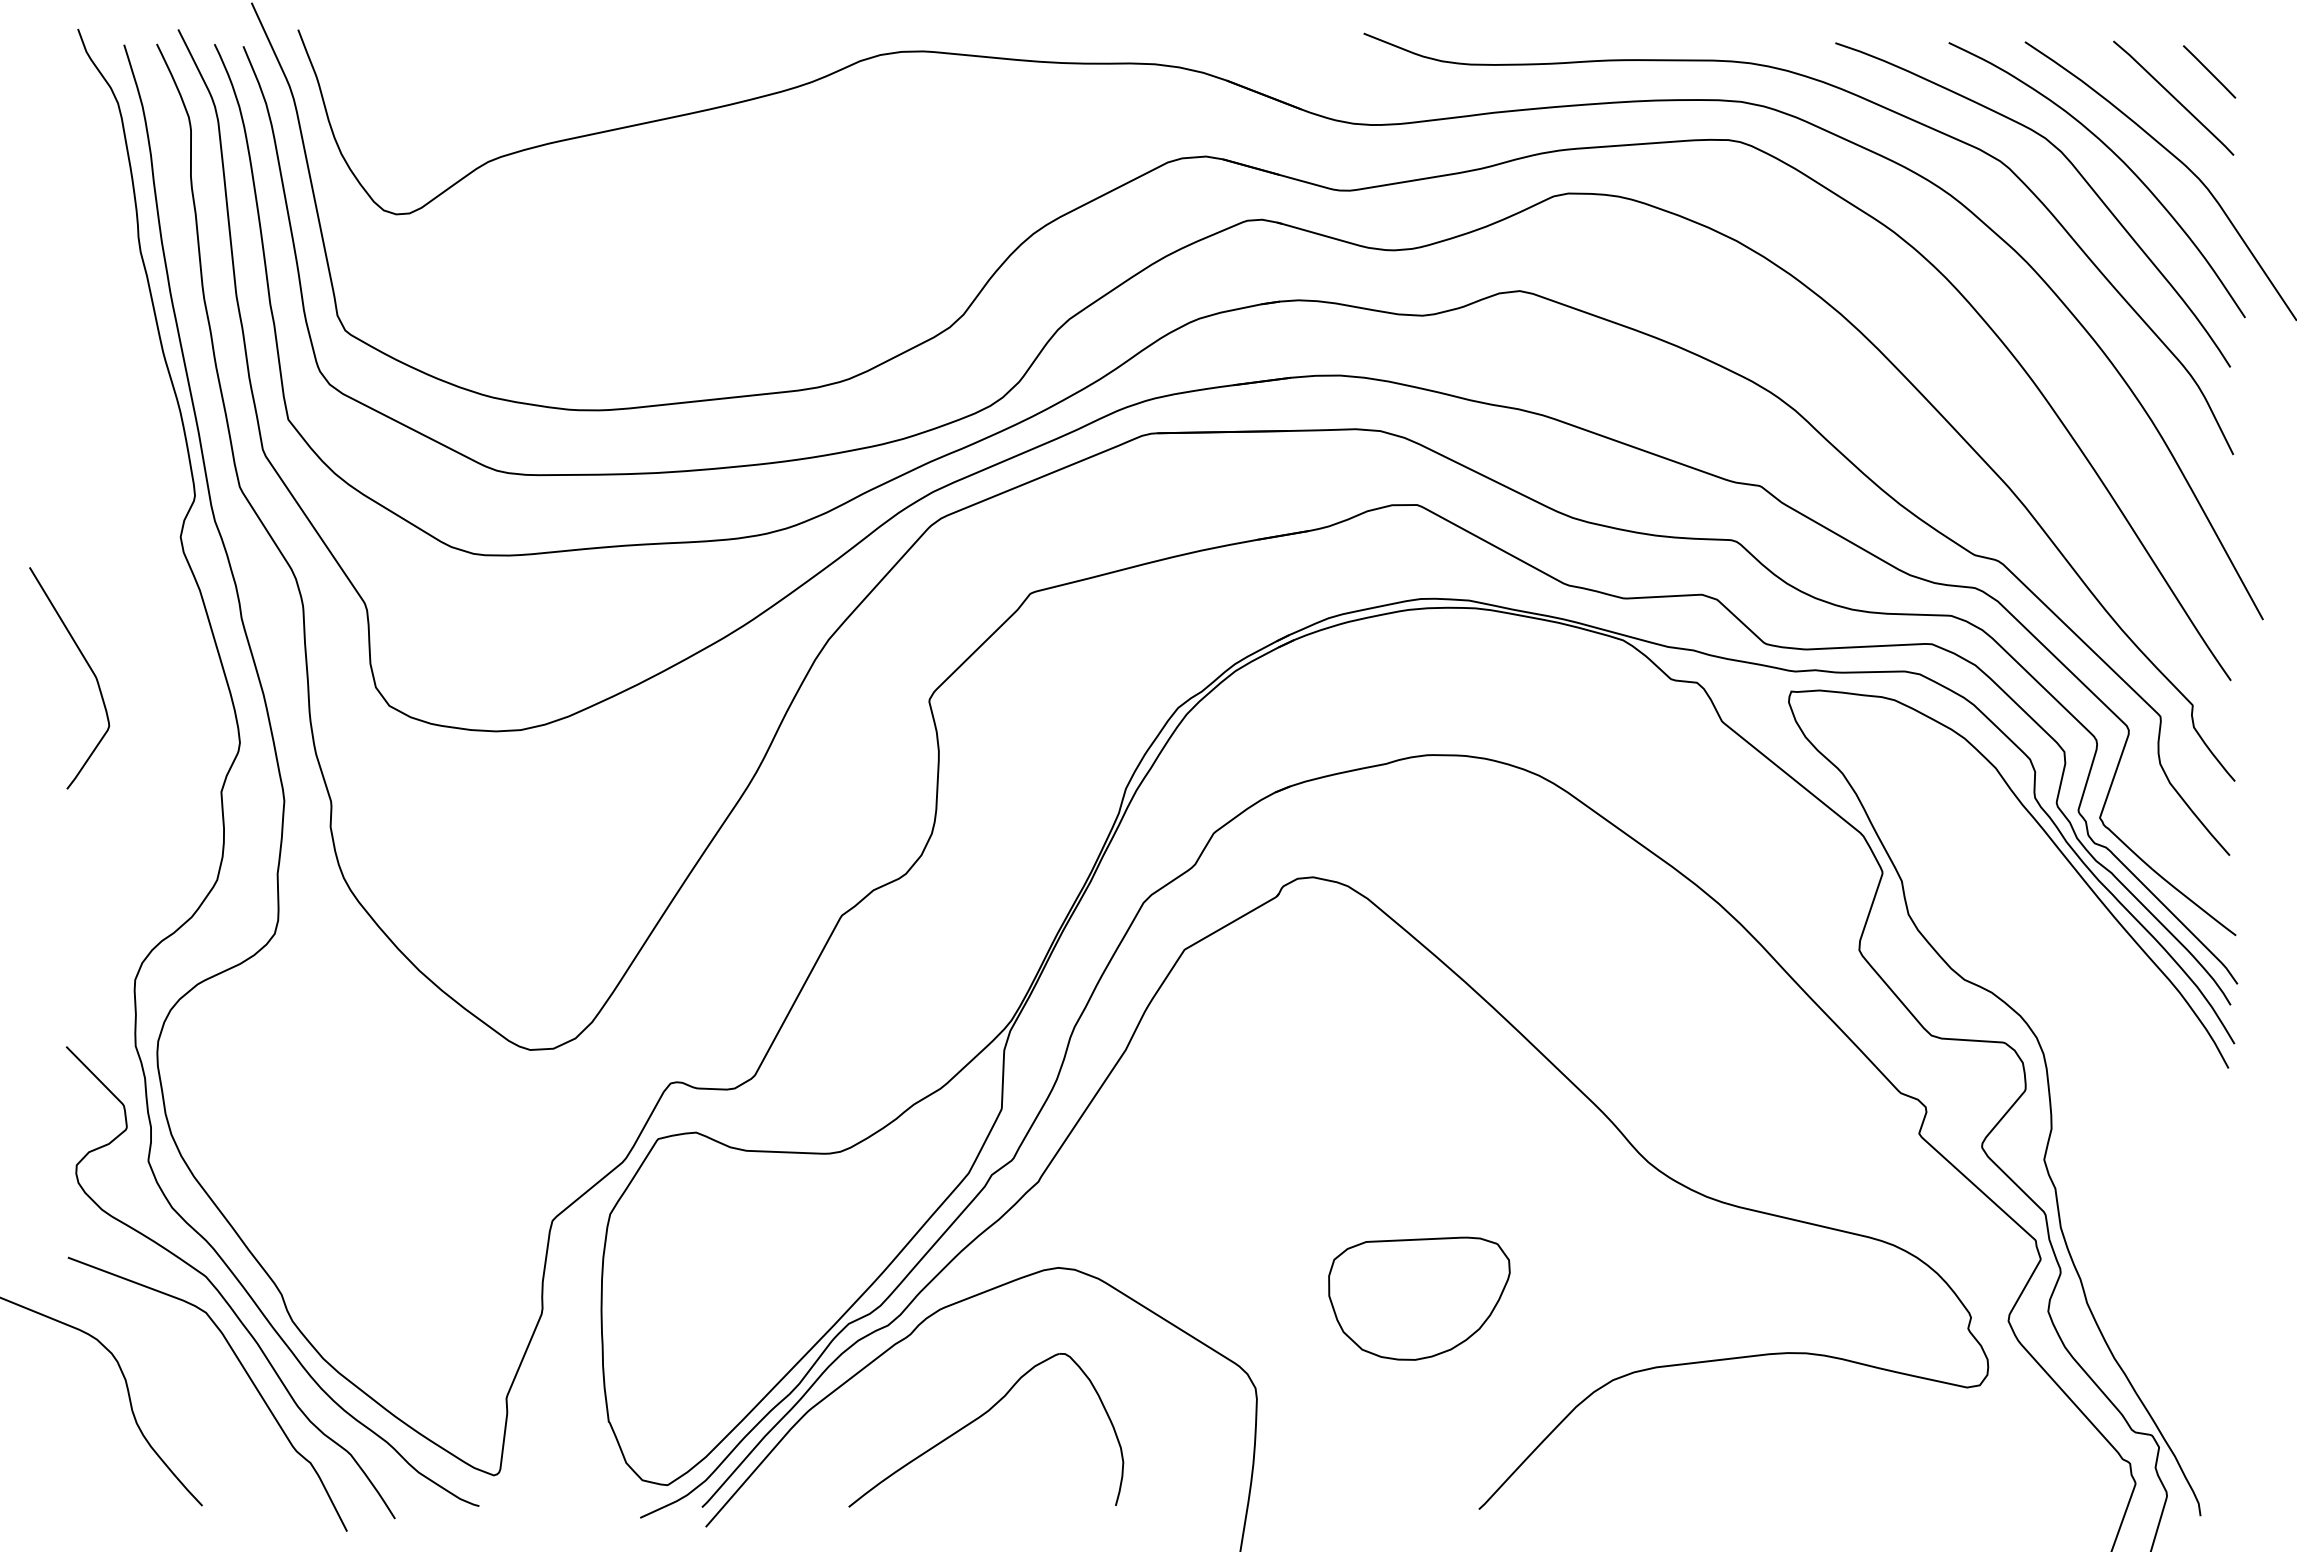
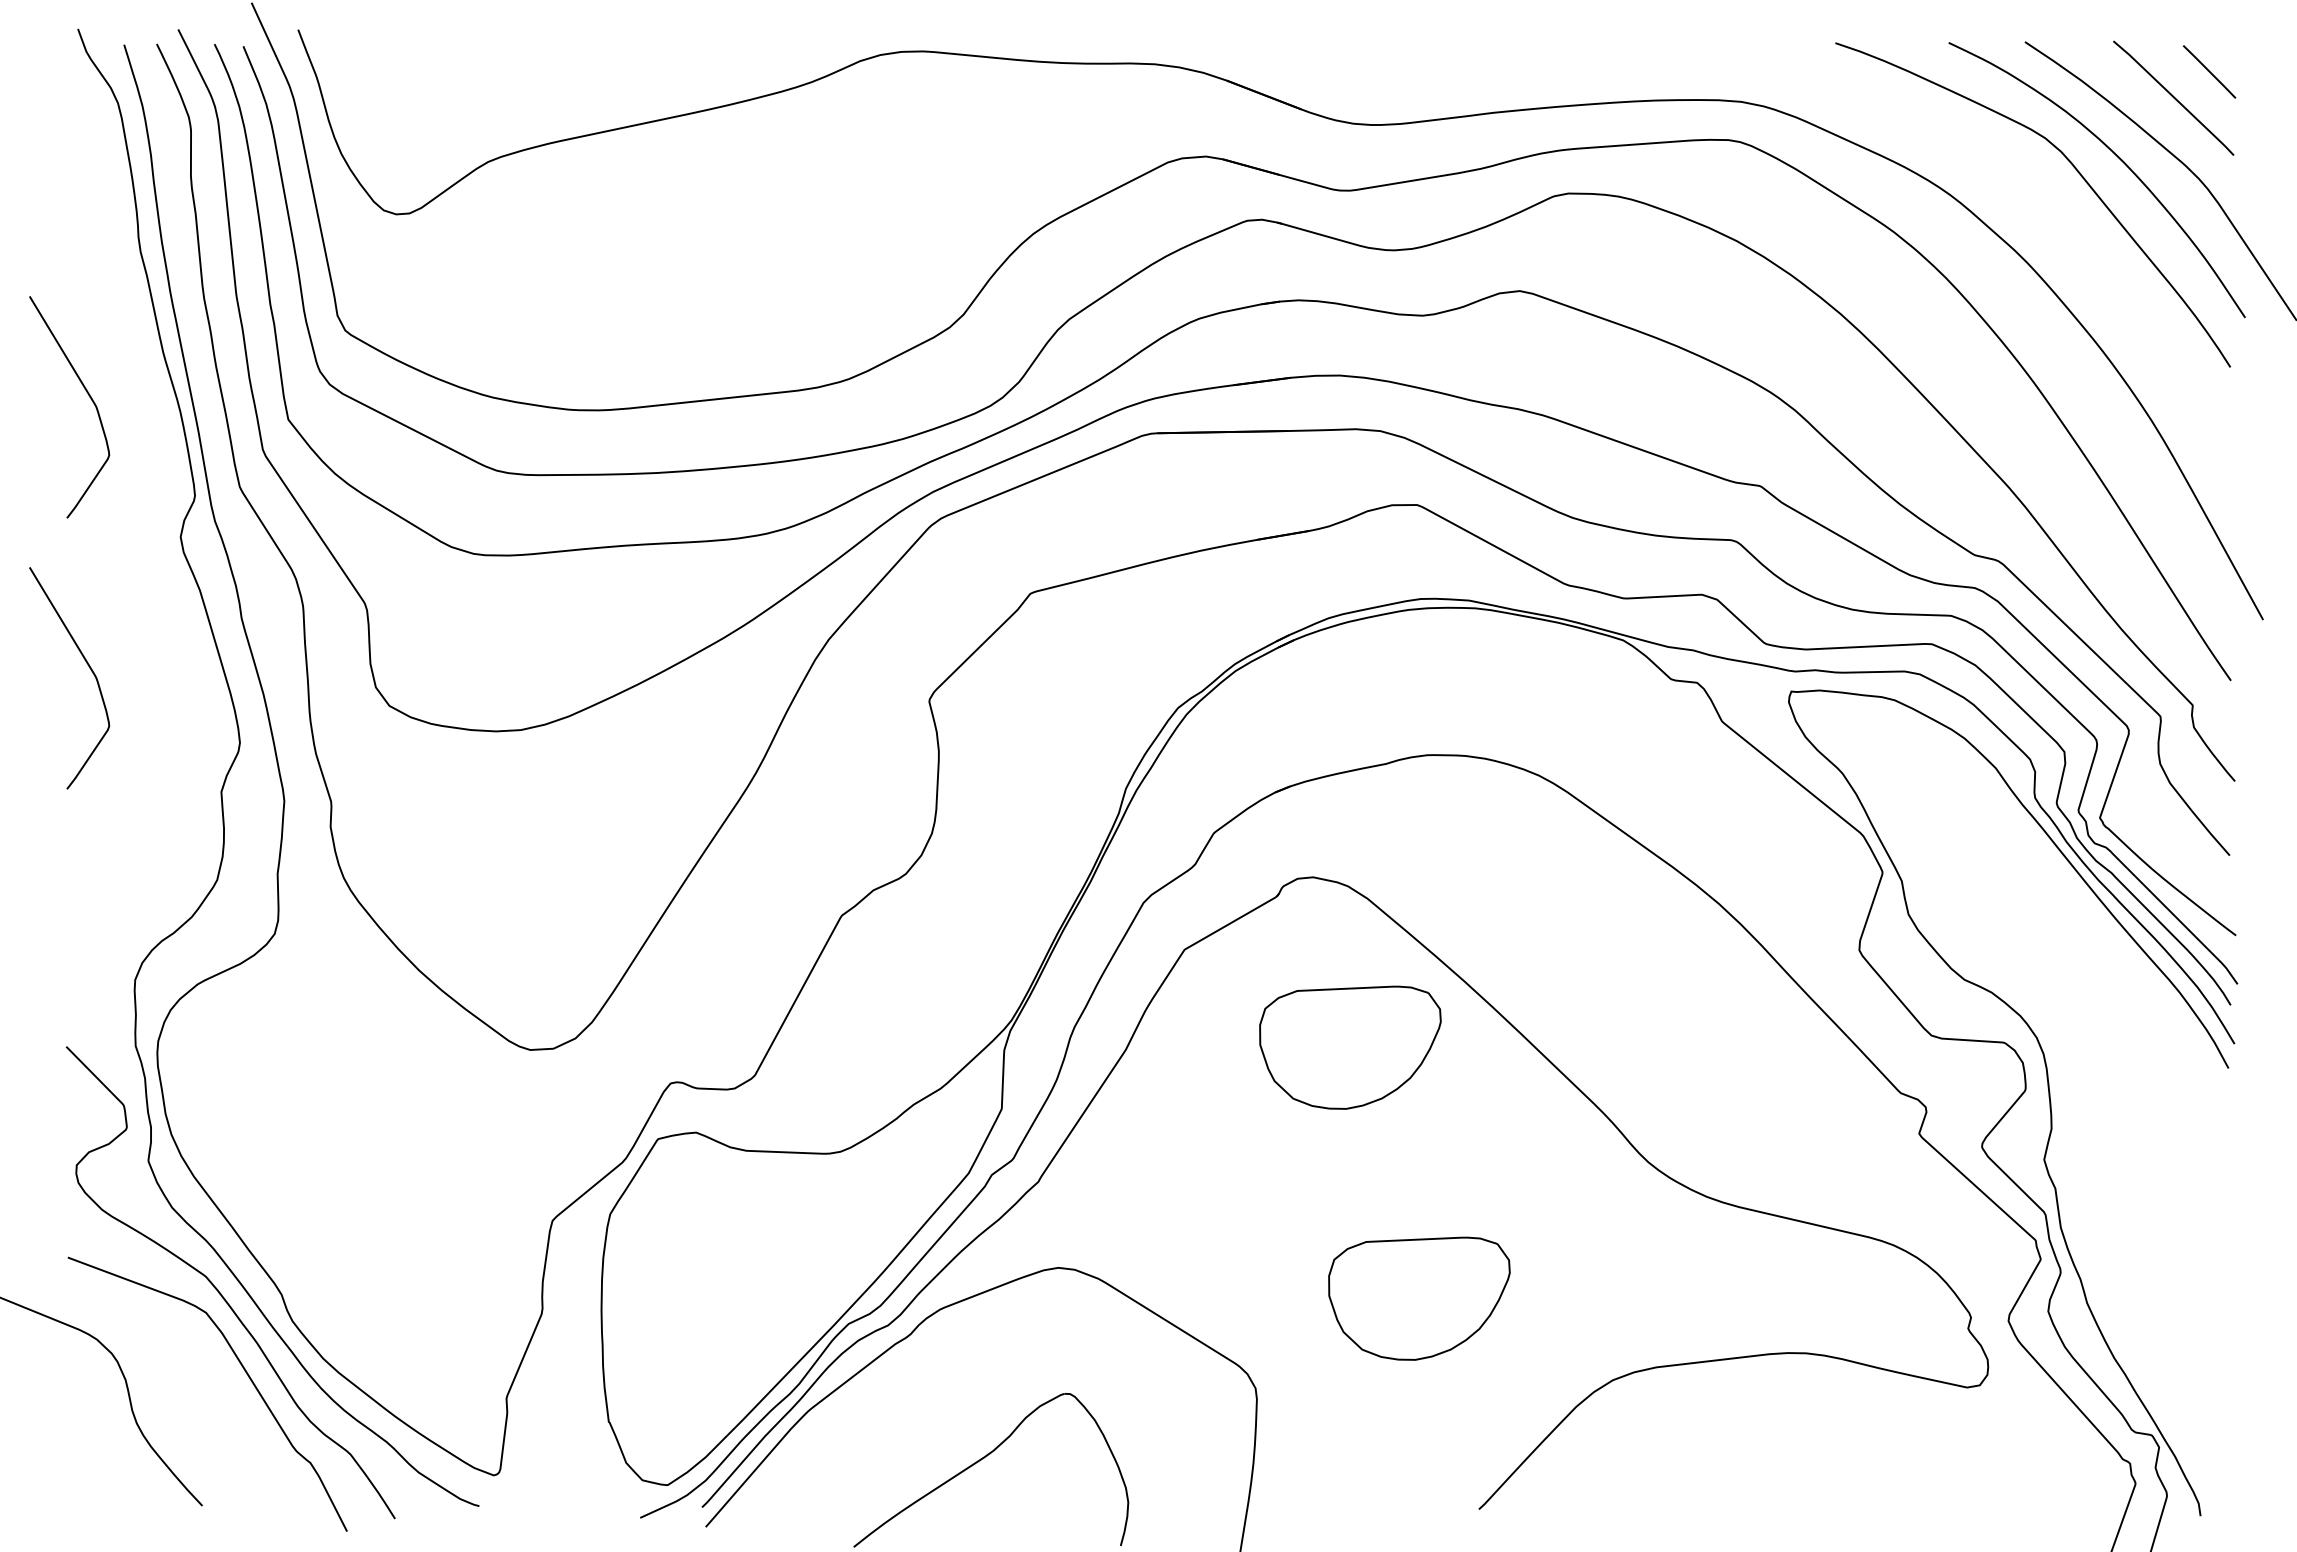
curve: present -> none (1858, 97)
curve: none -> present (87, 394)
part: none -> present (1350, 1047)
part position: (979, 1418) -> (984, 1458) (984, 1458)
